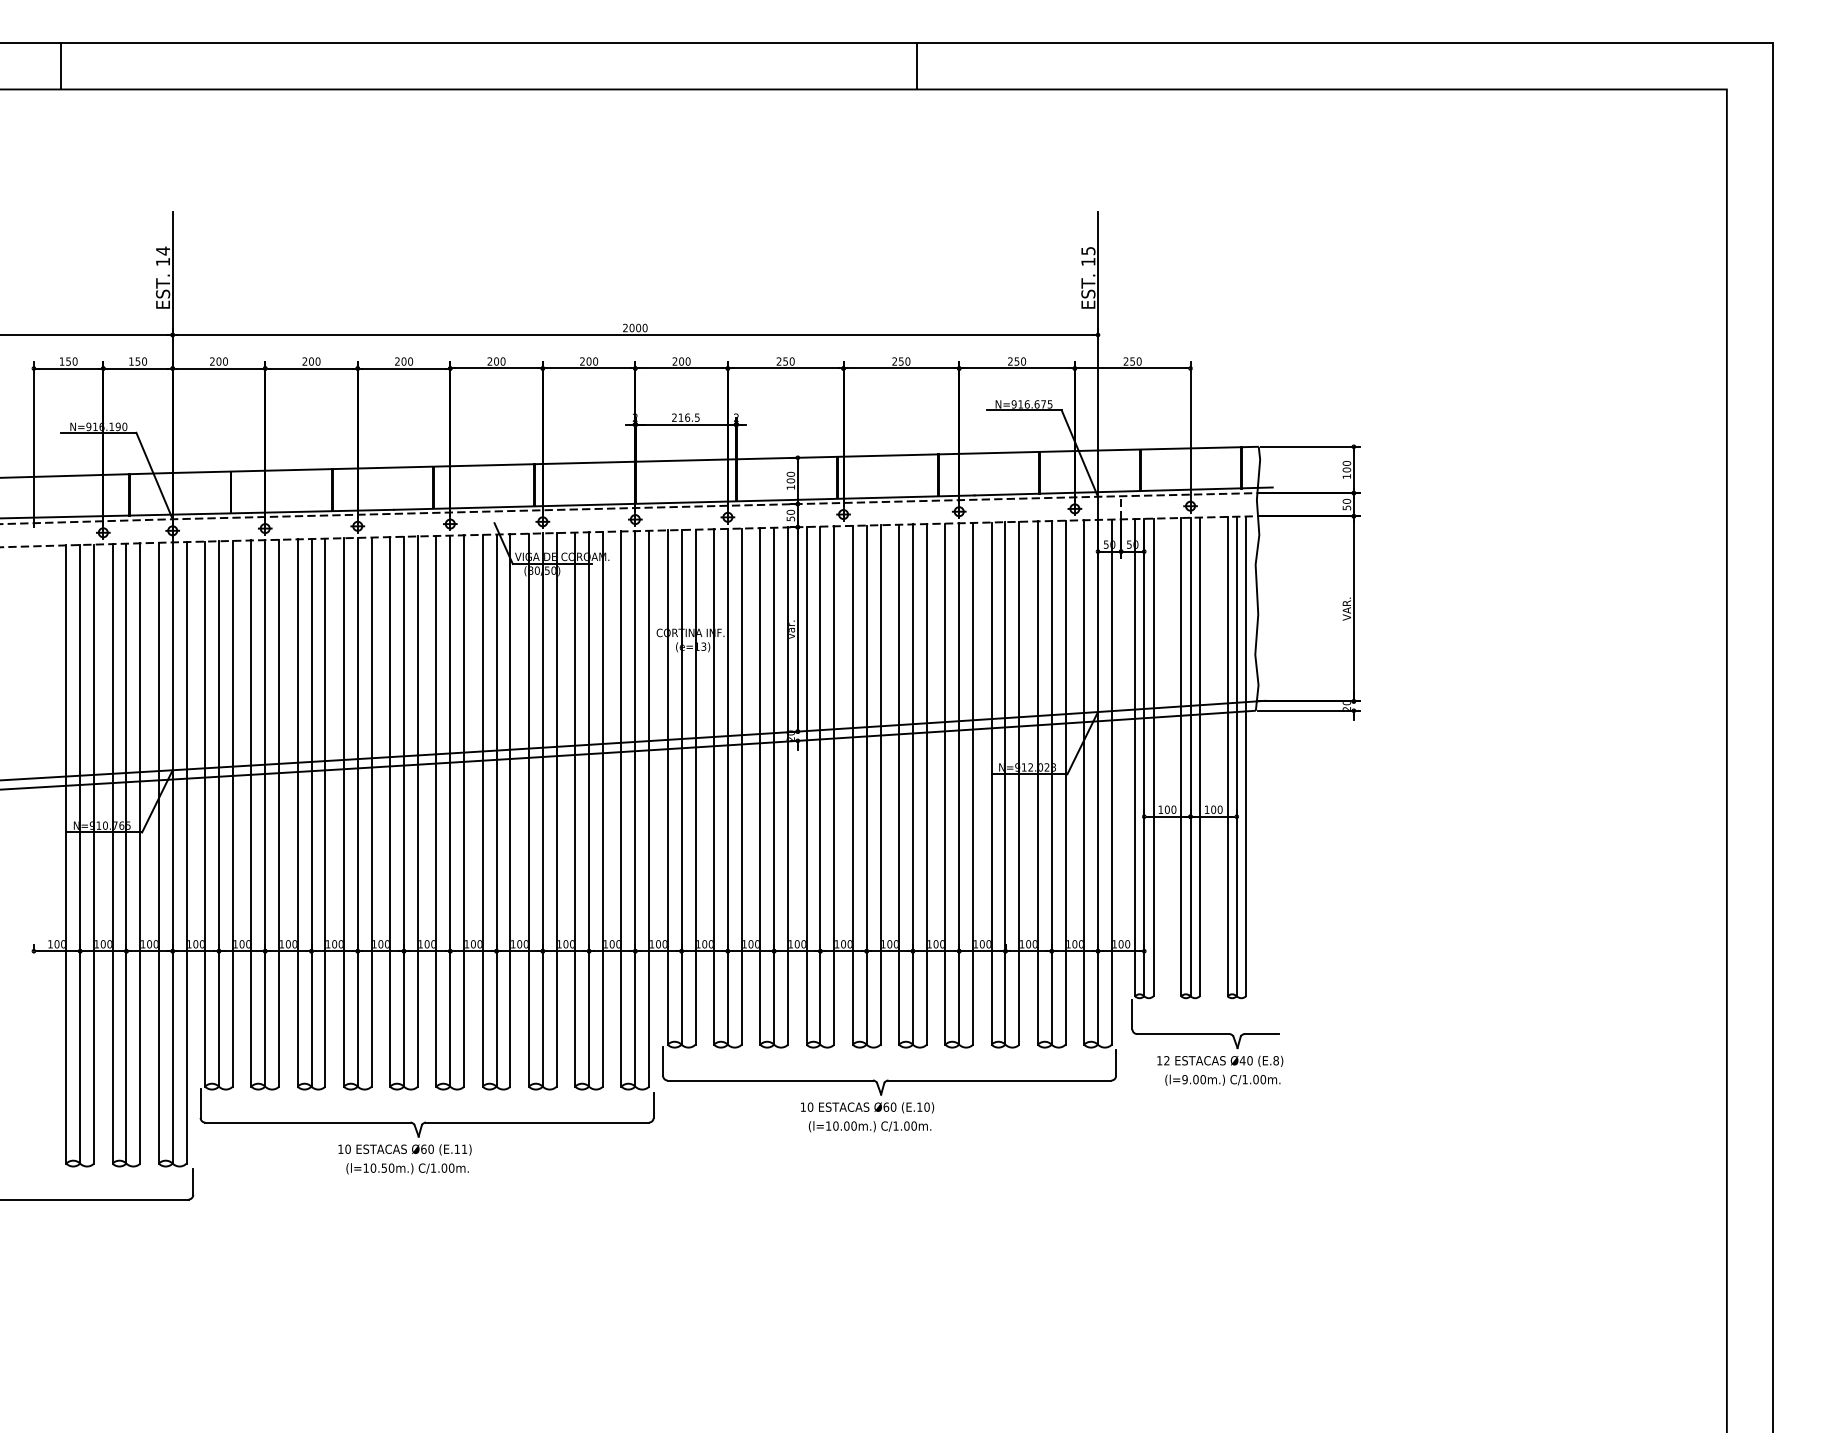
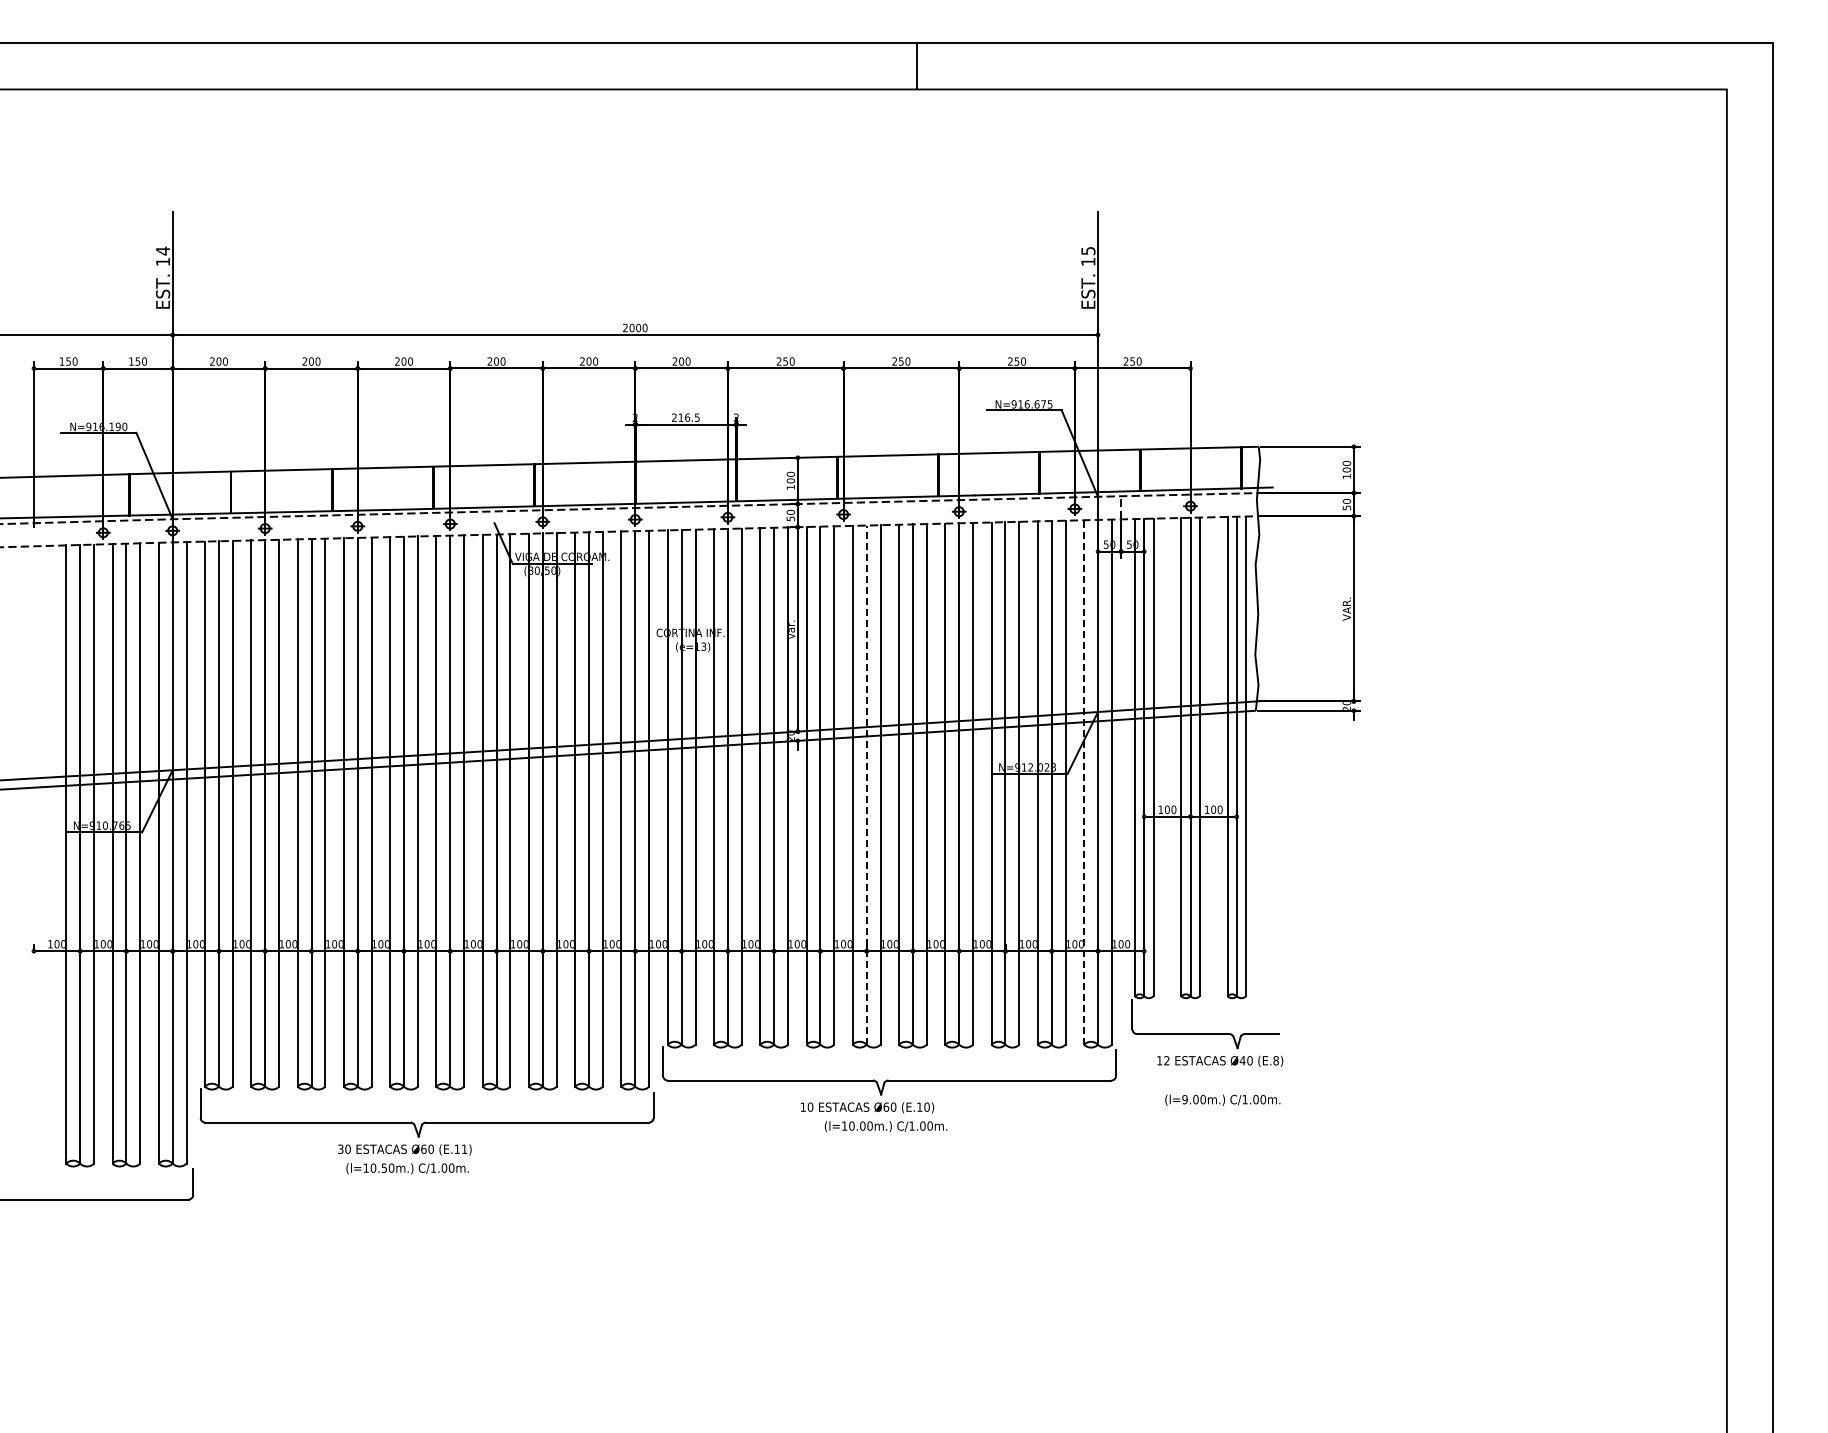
line: present -> none (61, 66)
line: solid -> dashed (1084, 781)
line: solid -> dashed (866, 785)
text position: (1222, 1079) -> (1222, 1099) (1222, 1099)
text position: (869, 1126) -> (885, 1126) (885, 1126)
text: 10 -> 30 (340, 1148)
